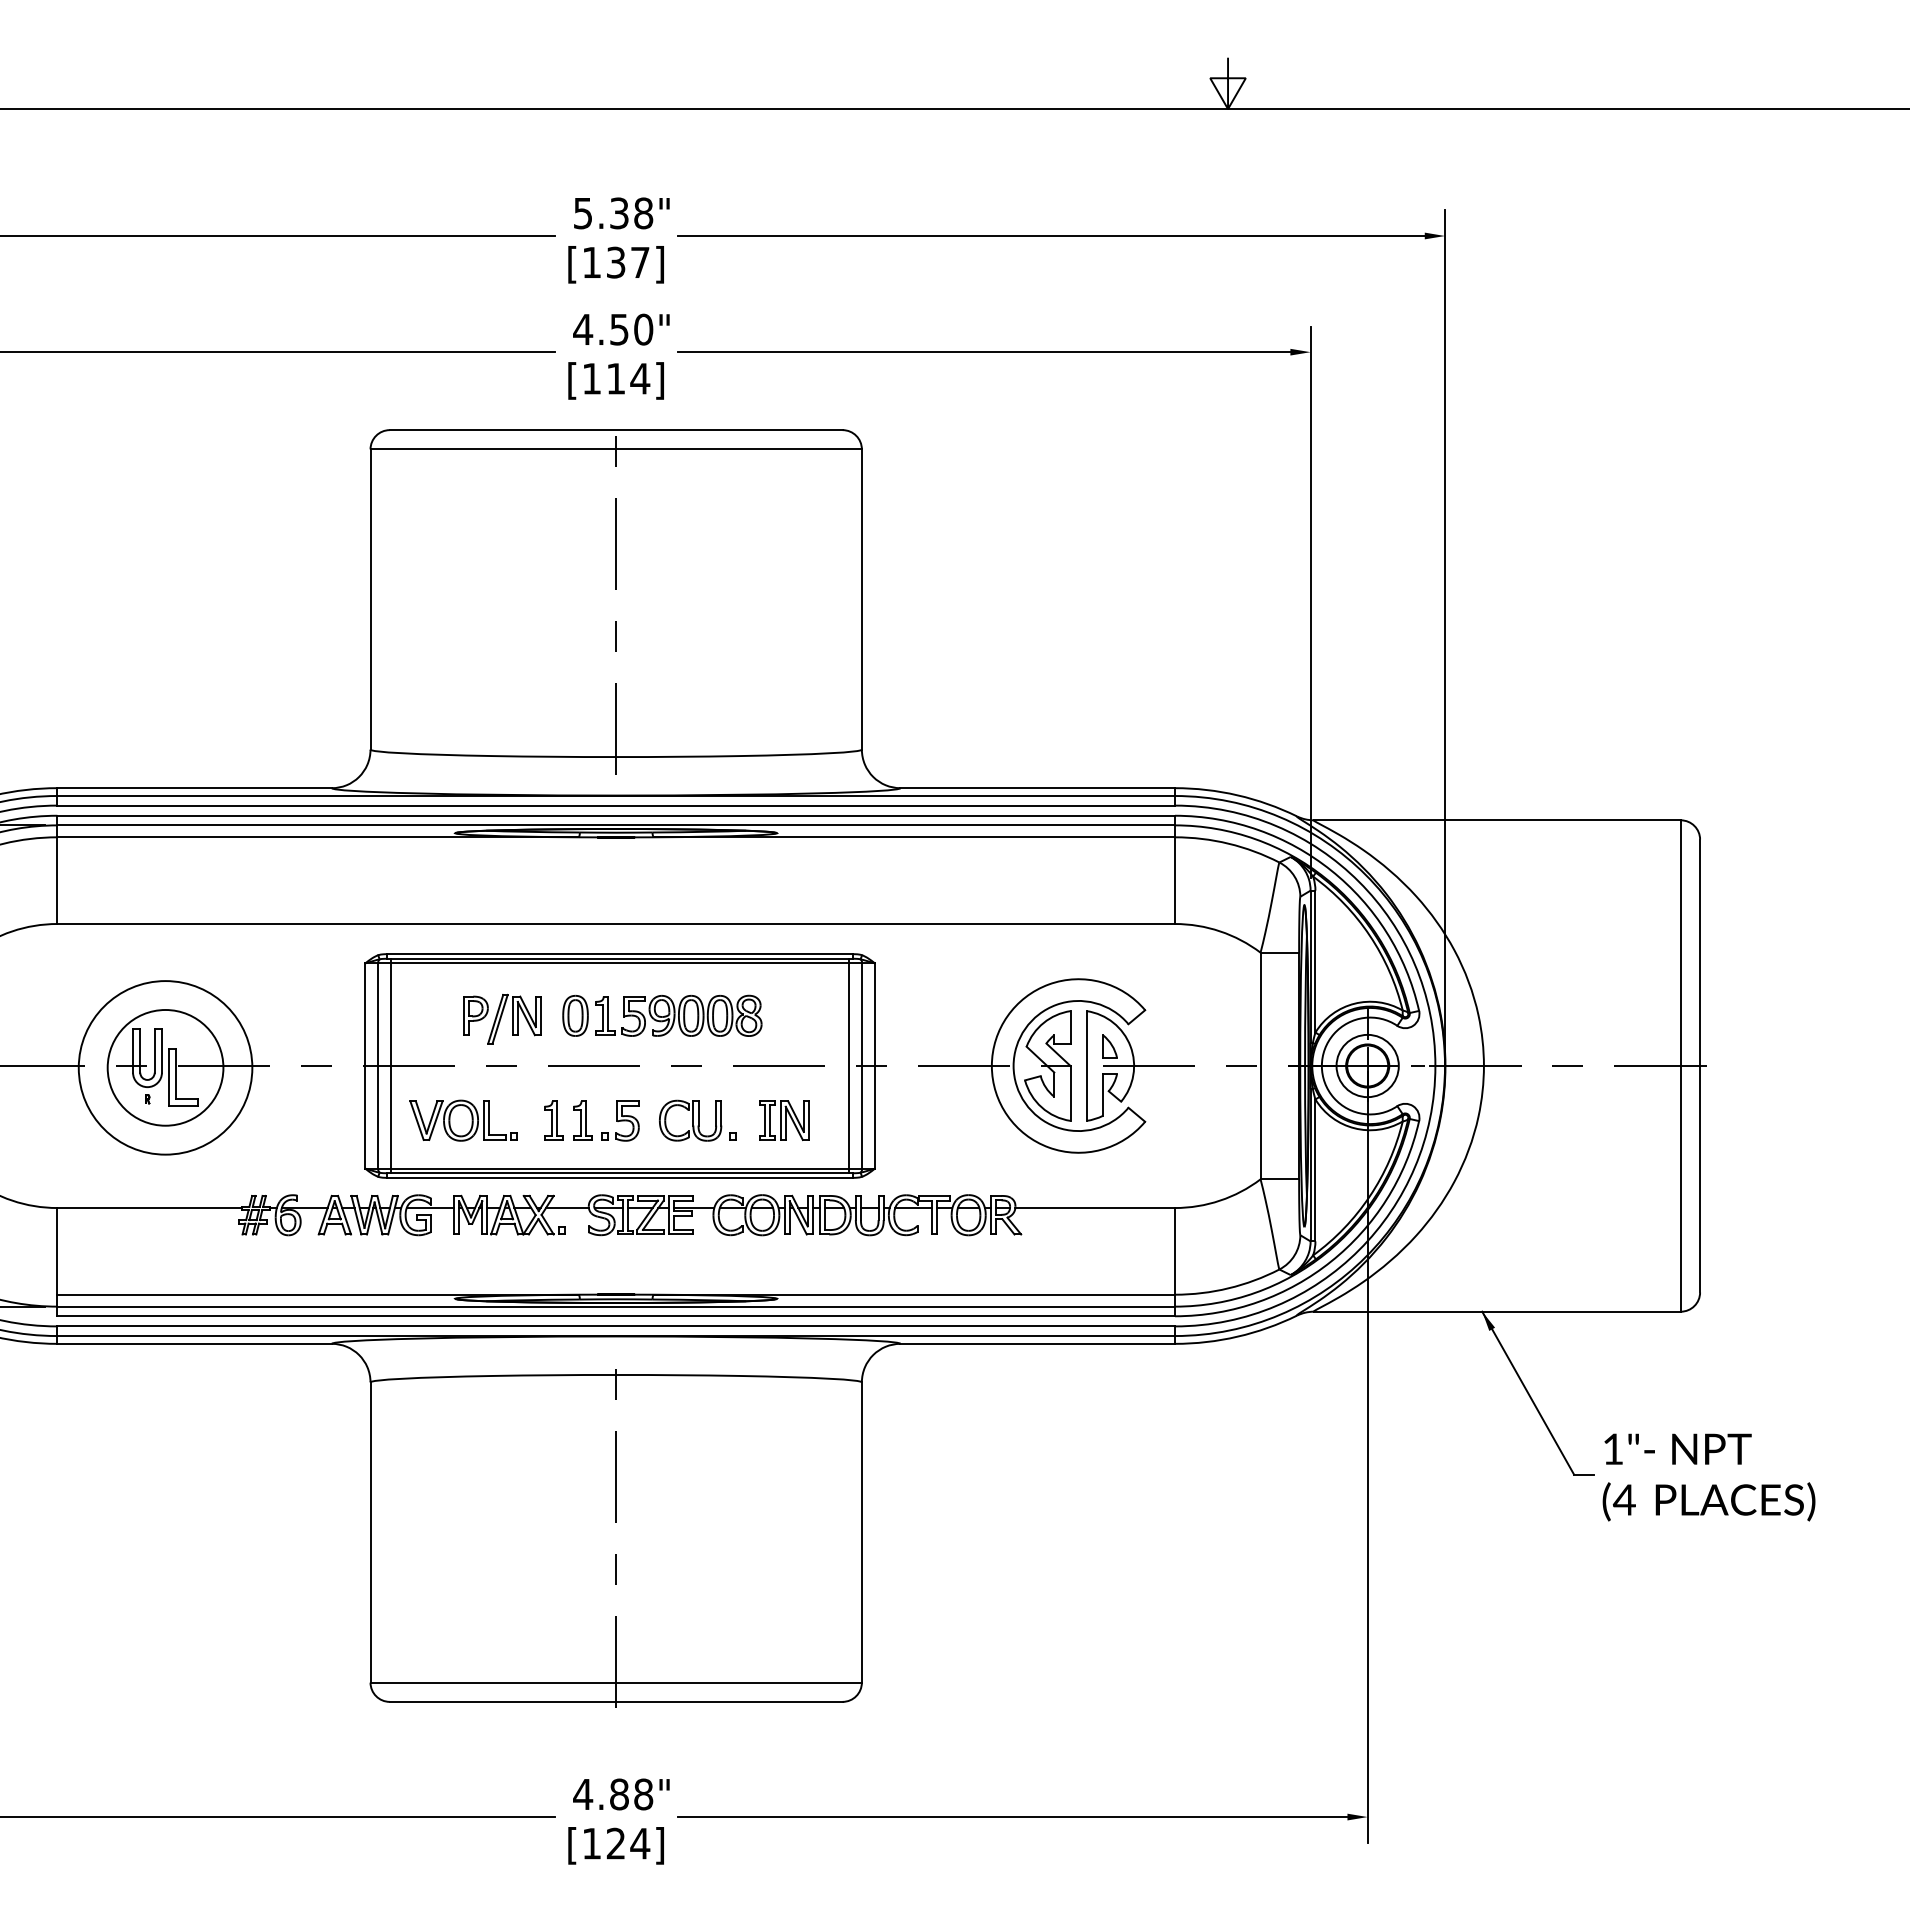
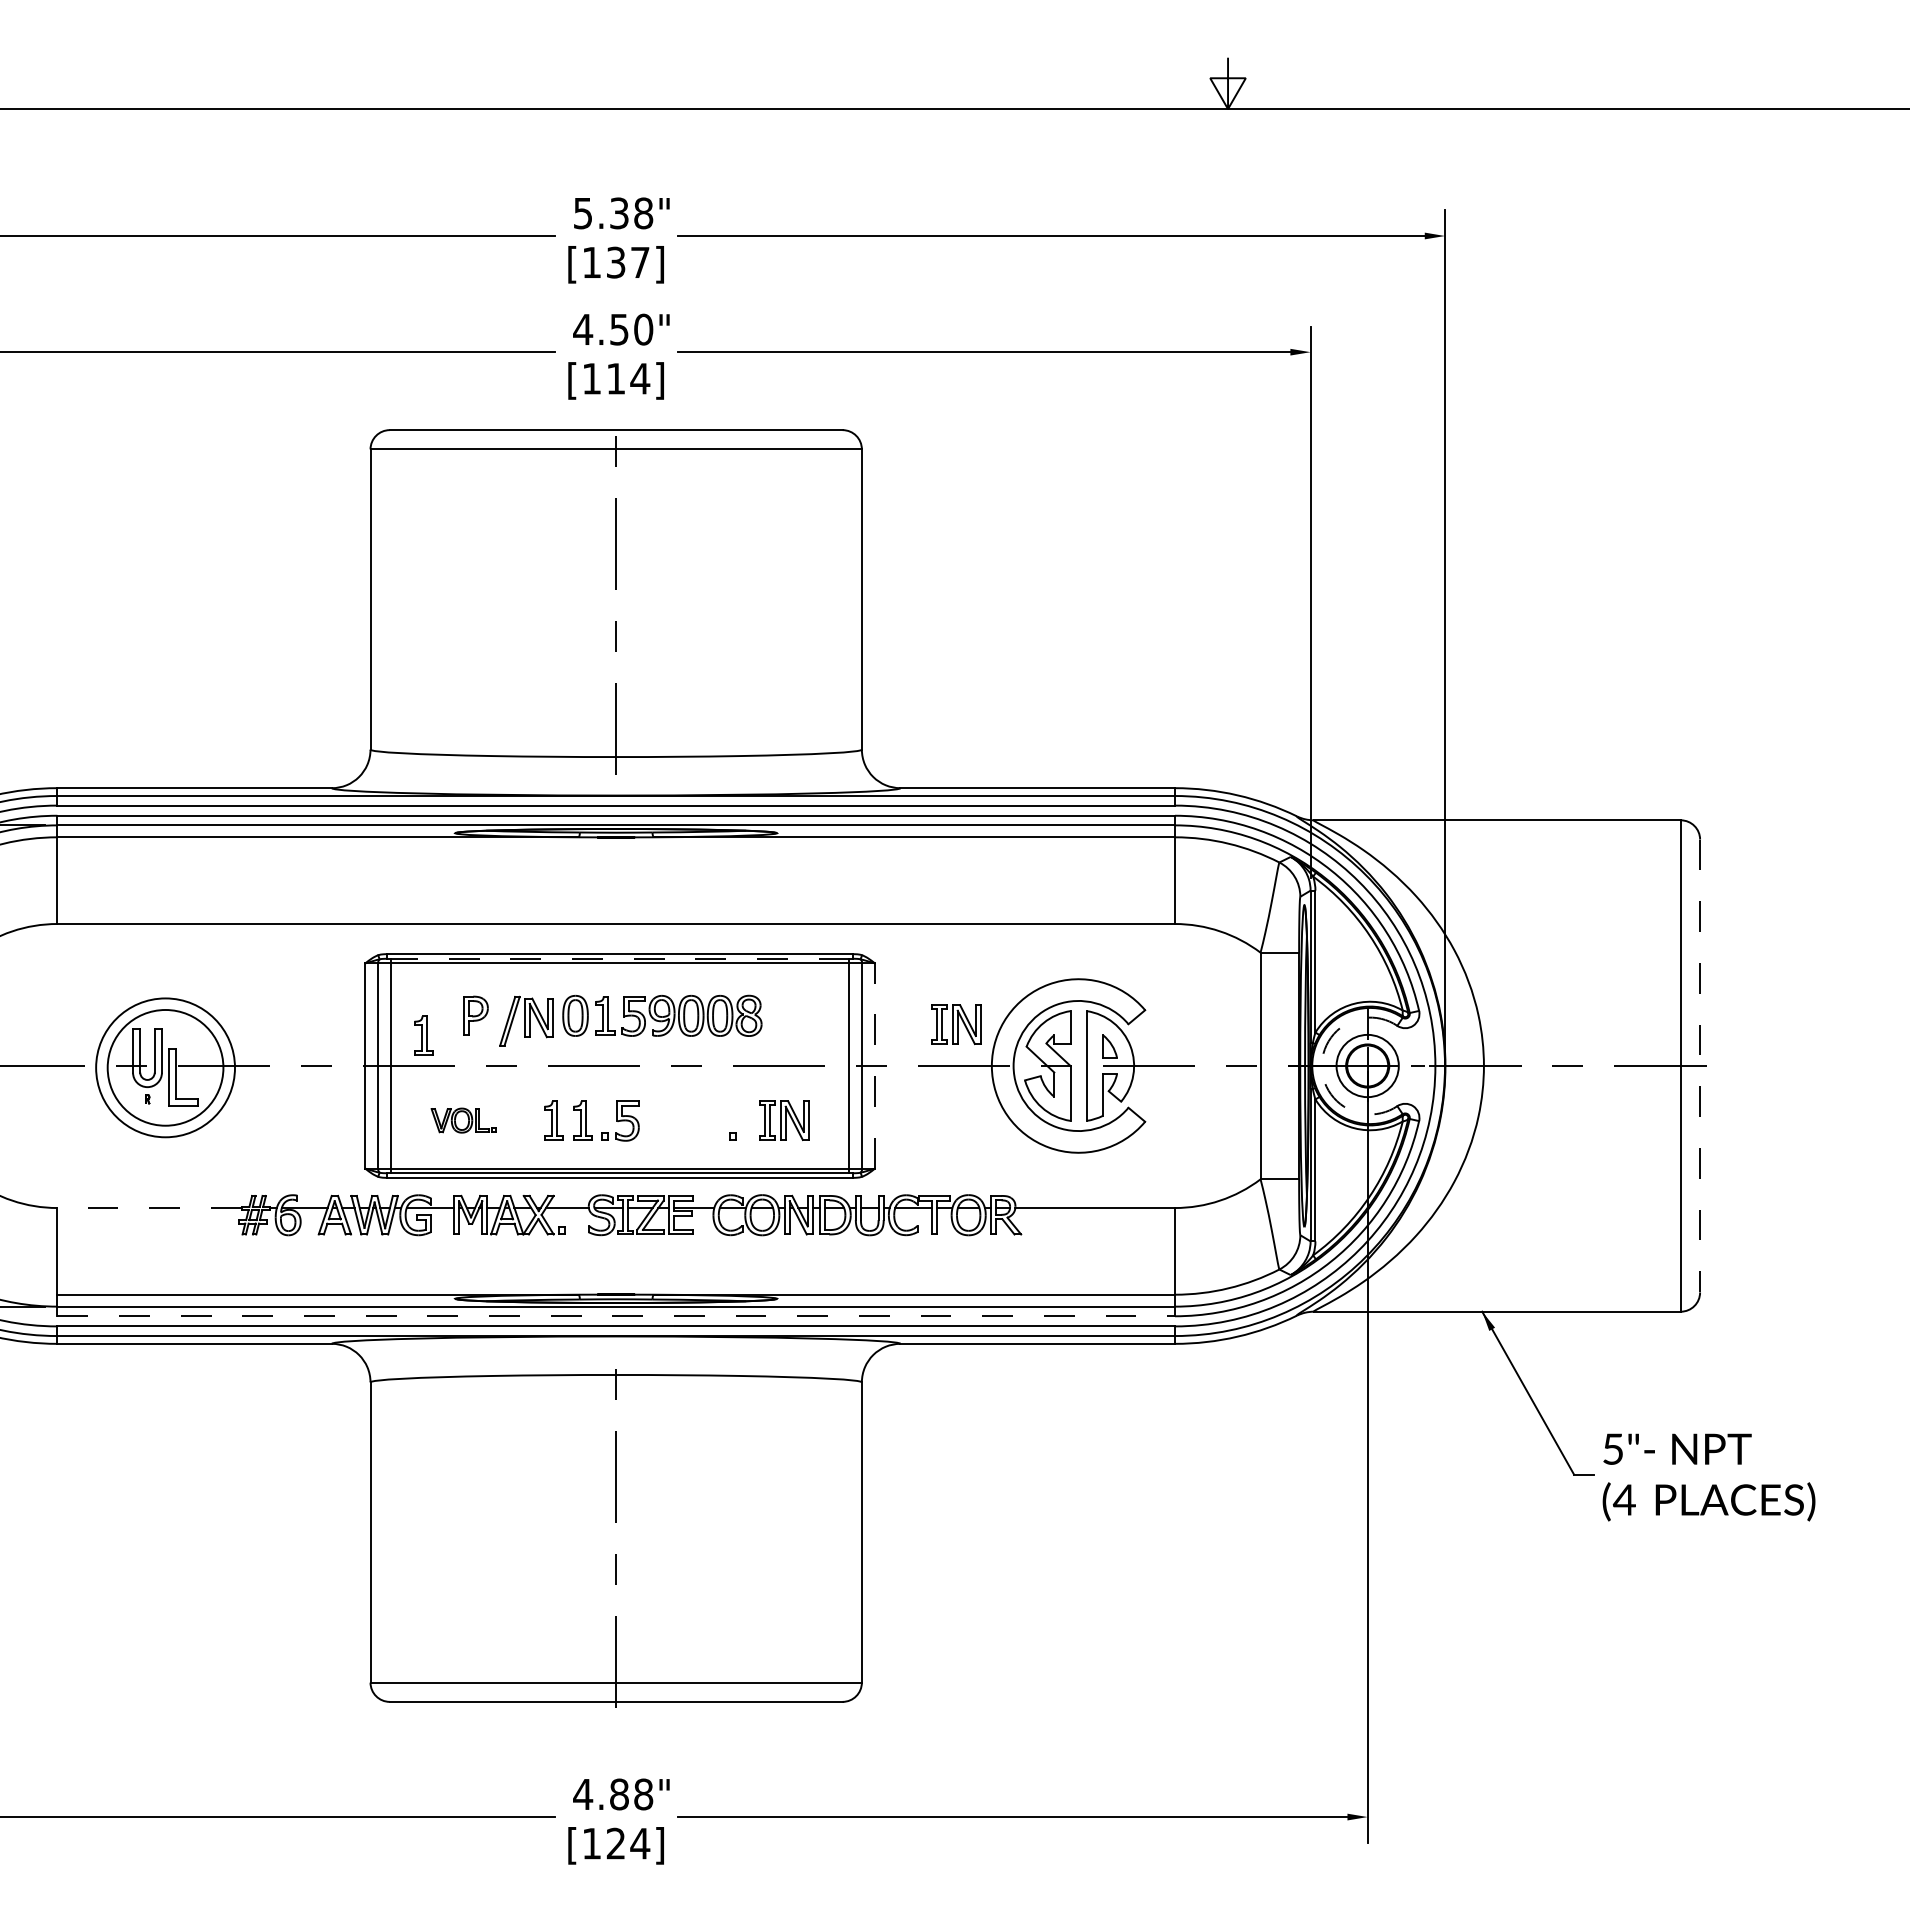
line: solid -> dashed (619, 958)
part position: (514, 1018) -> (526, 1020) (526, 1020)
part: none -> present (956, 1024)
part: none -> present (423, 1035)
line: solid -> dashed (874, 1066)
arc: solid -> dashed (1321, 1066)
line: solid -> dashed (1700, 1066)
circle diameter: 174 px -> 139 px (165, 1067)
part size: 109x43 px -> 67x27 px (463, 1120)
part: present -> none (690, 1120)
line: solid -> dashed (149, 1208)
line: solid -> dashed (616, 1316)
text: 1"- -> 5"- (1612, 1448)
